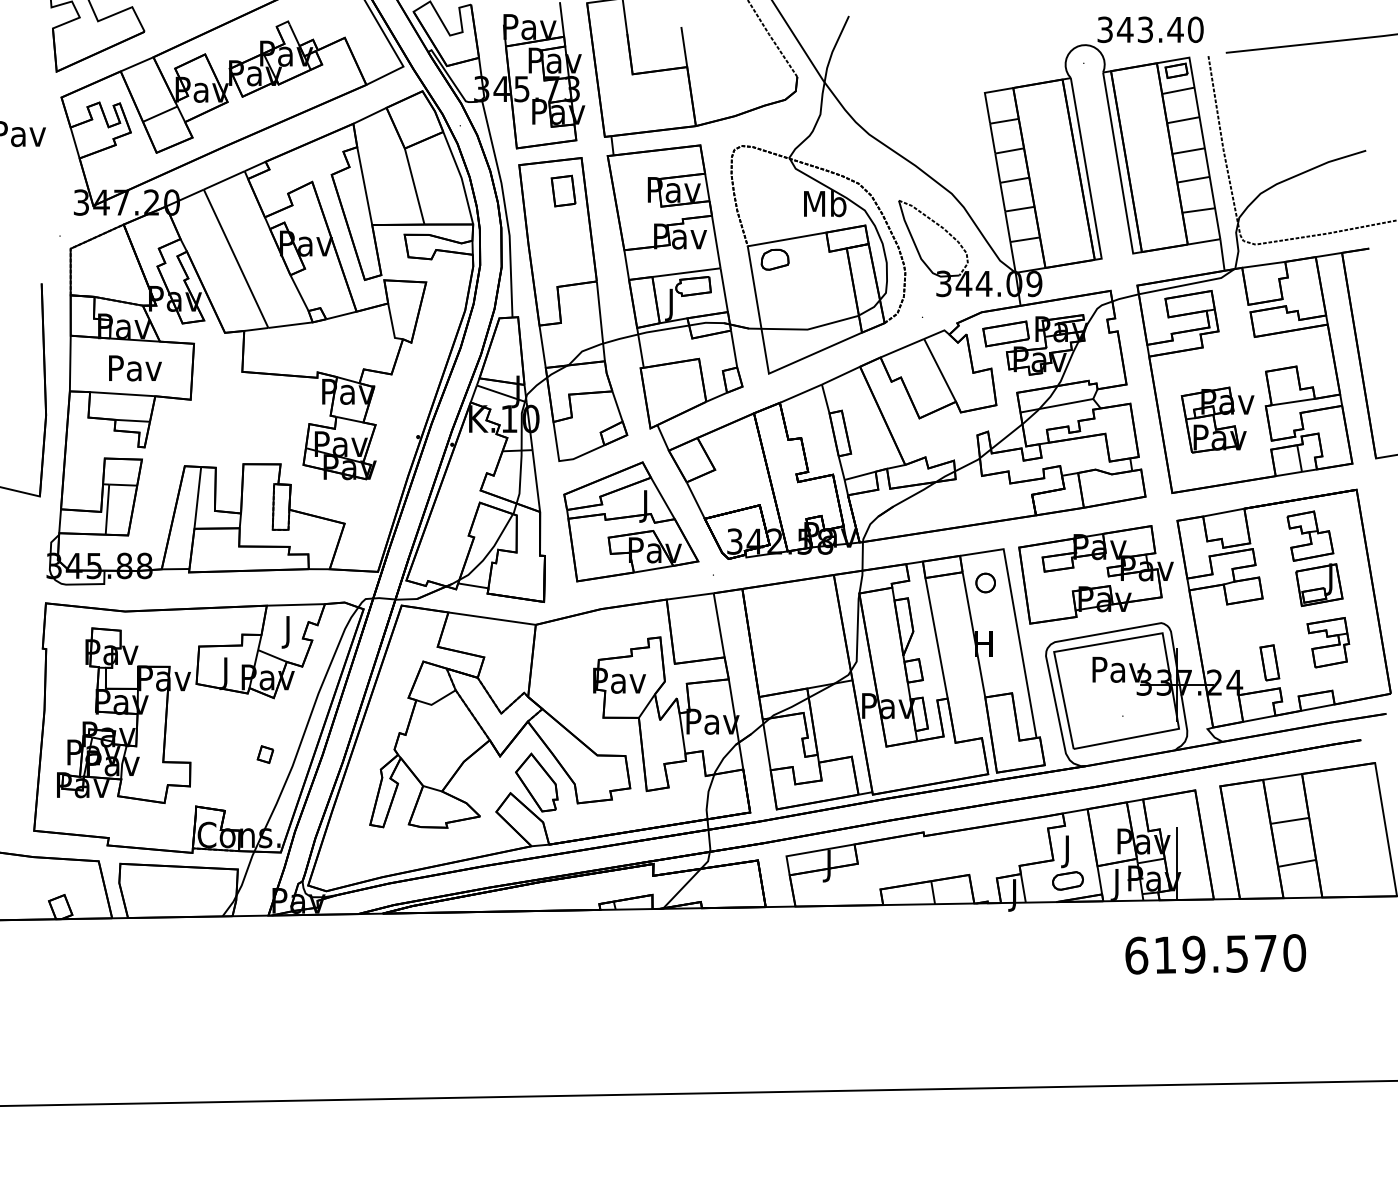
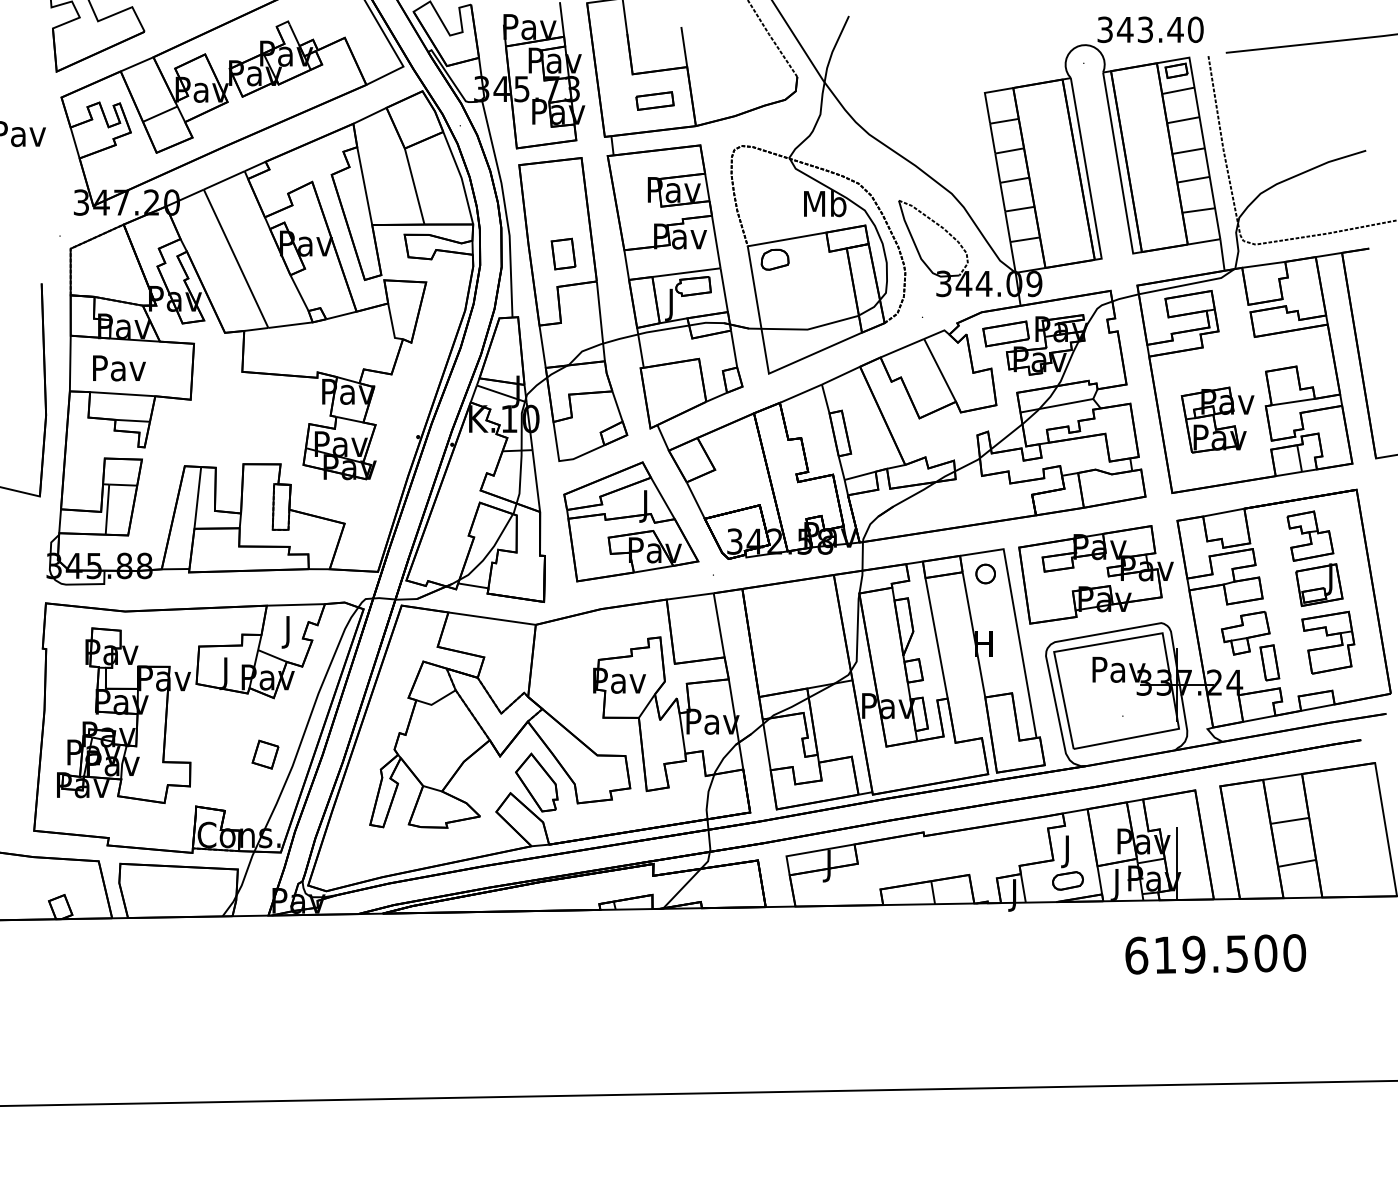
part: none -> present (654, 100)
part position: (563, 190) -> (563, 253) (563, 253)
text position: (135, 368) -> (119, 368) (119, 368)
part position: (985, 582) -> (985, 573) (985, 573)
part: none -> present (1245, 632)
part size: 45x52 px -> 55x65 px (1328, 642)
part size: 19x19 px -> 29x31 px (265, 754)
text: 619.570 -> 619.500 (1265, 953)
